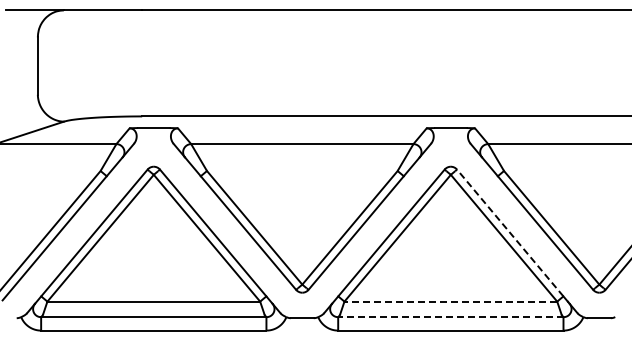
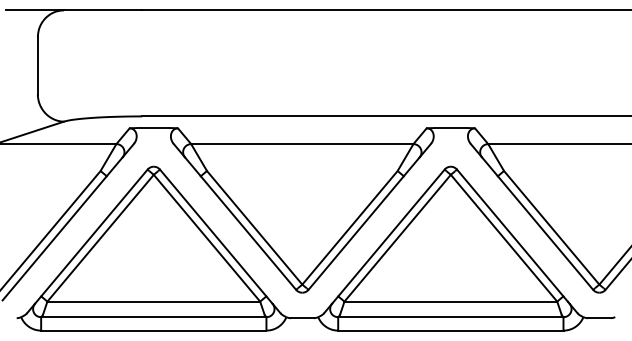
line: dashed -> solid (510, 233)
line: dashed -> solid (450, 301)
line: dashed -> solid (450, 317)
